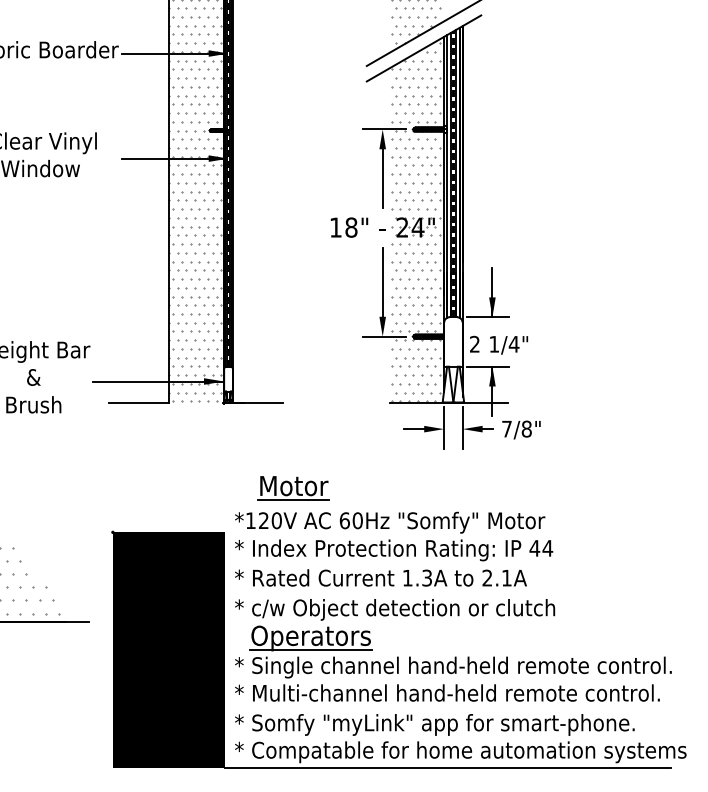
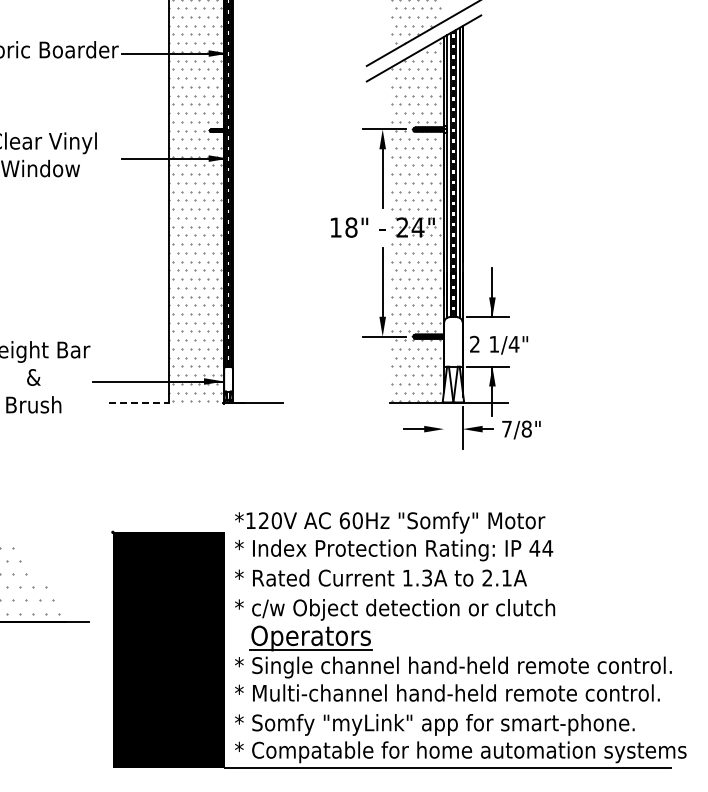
line: solid -> dashed (139, 402)
line: present -> none (444, 427)
part: present -> none (293, 488)
